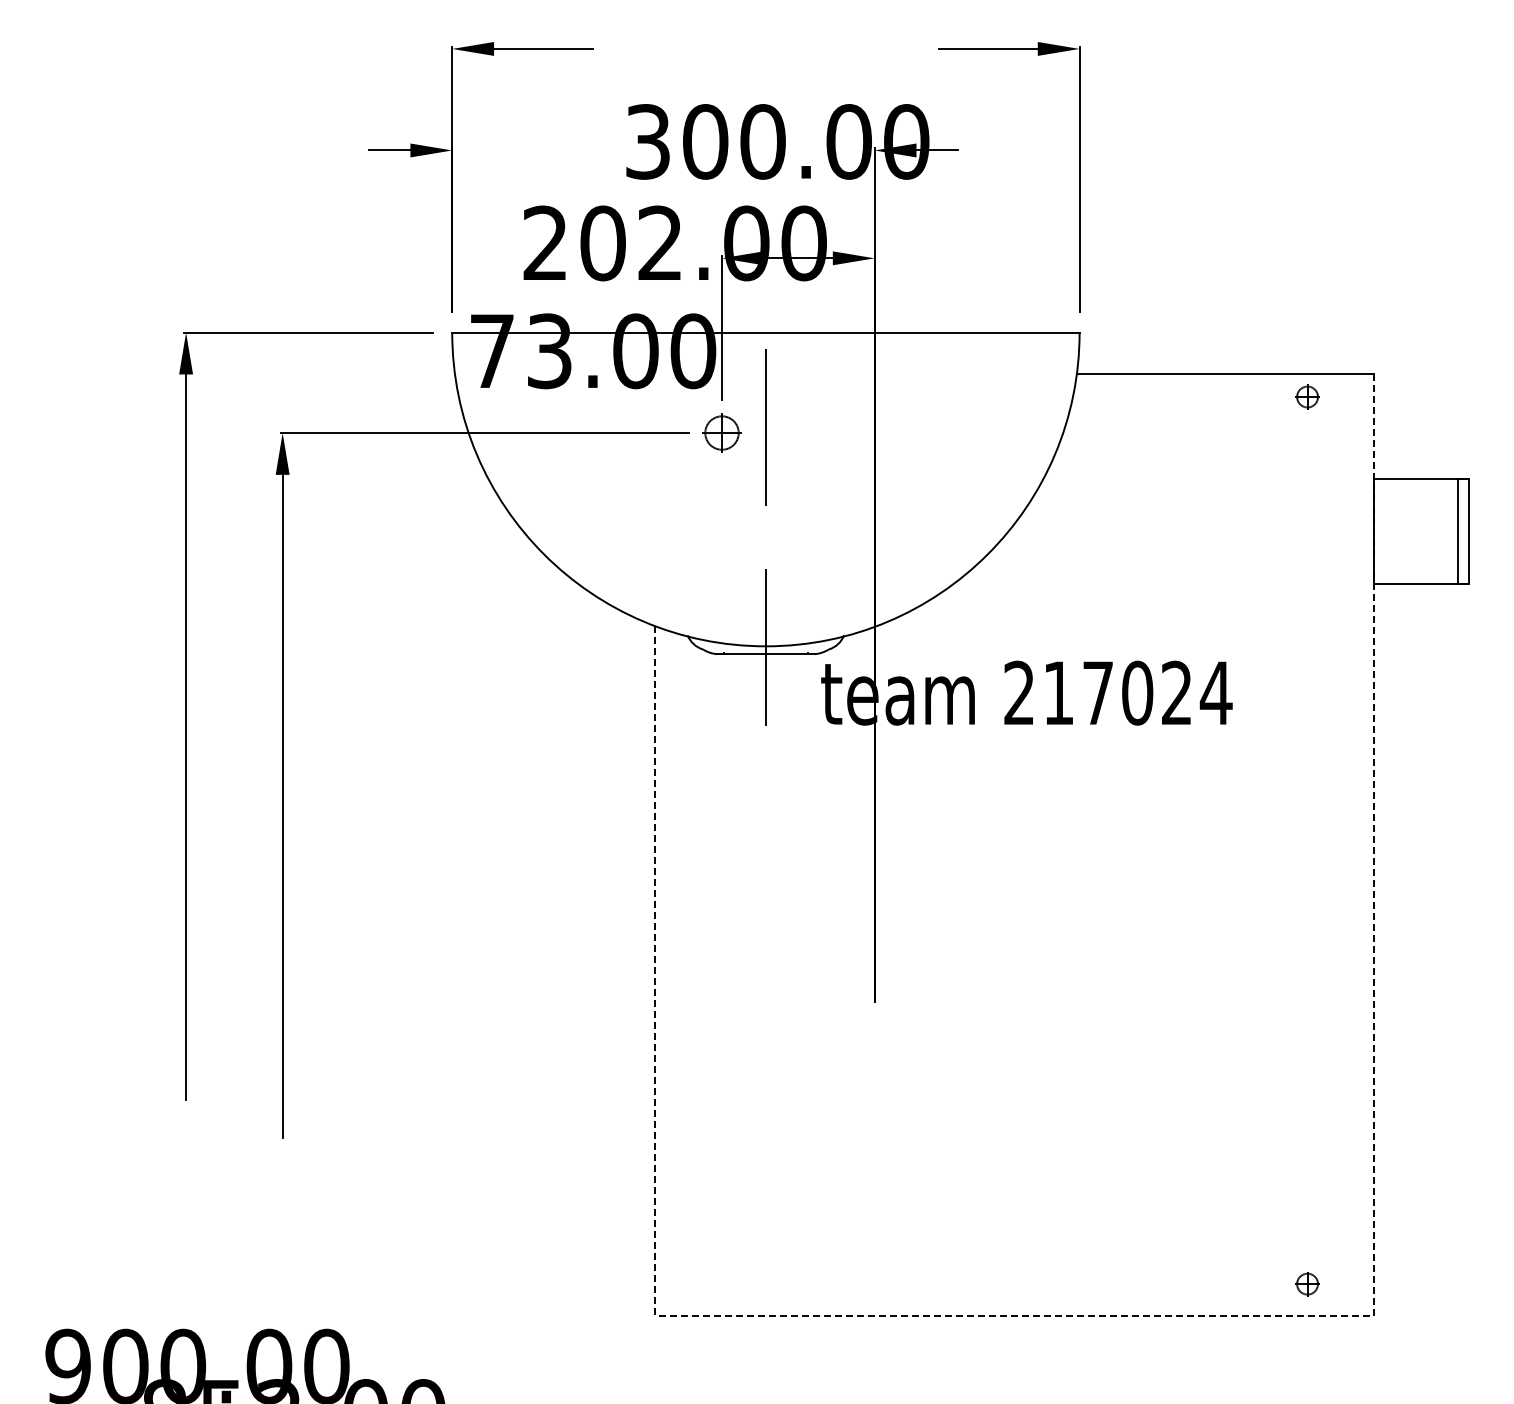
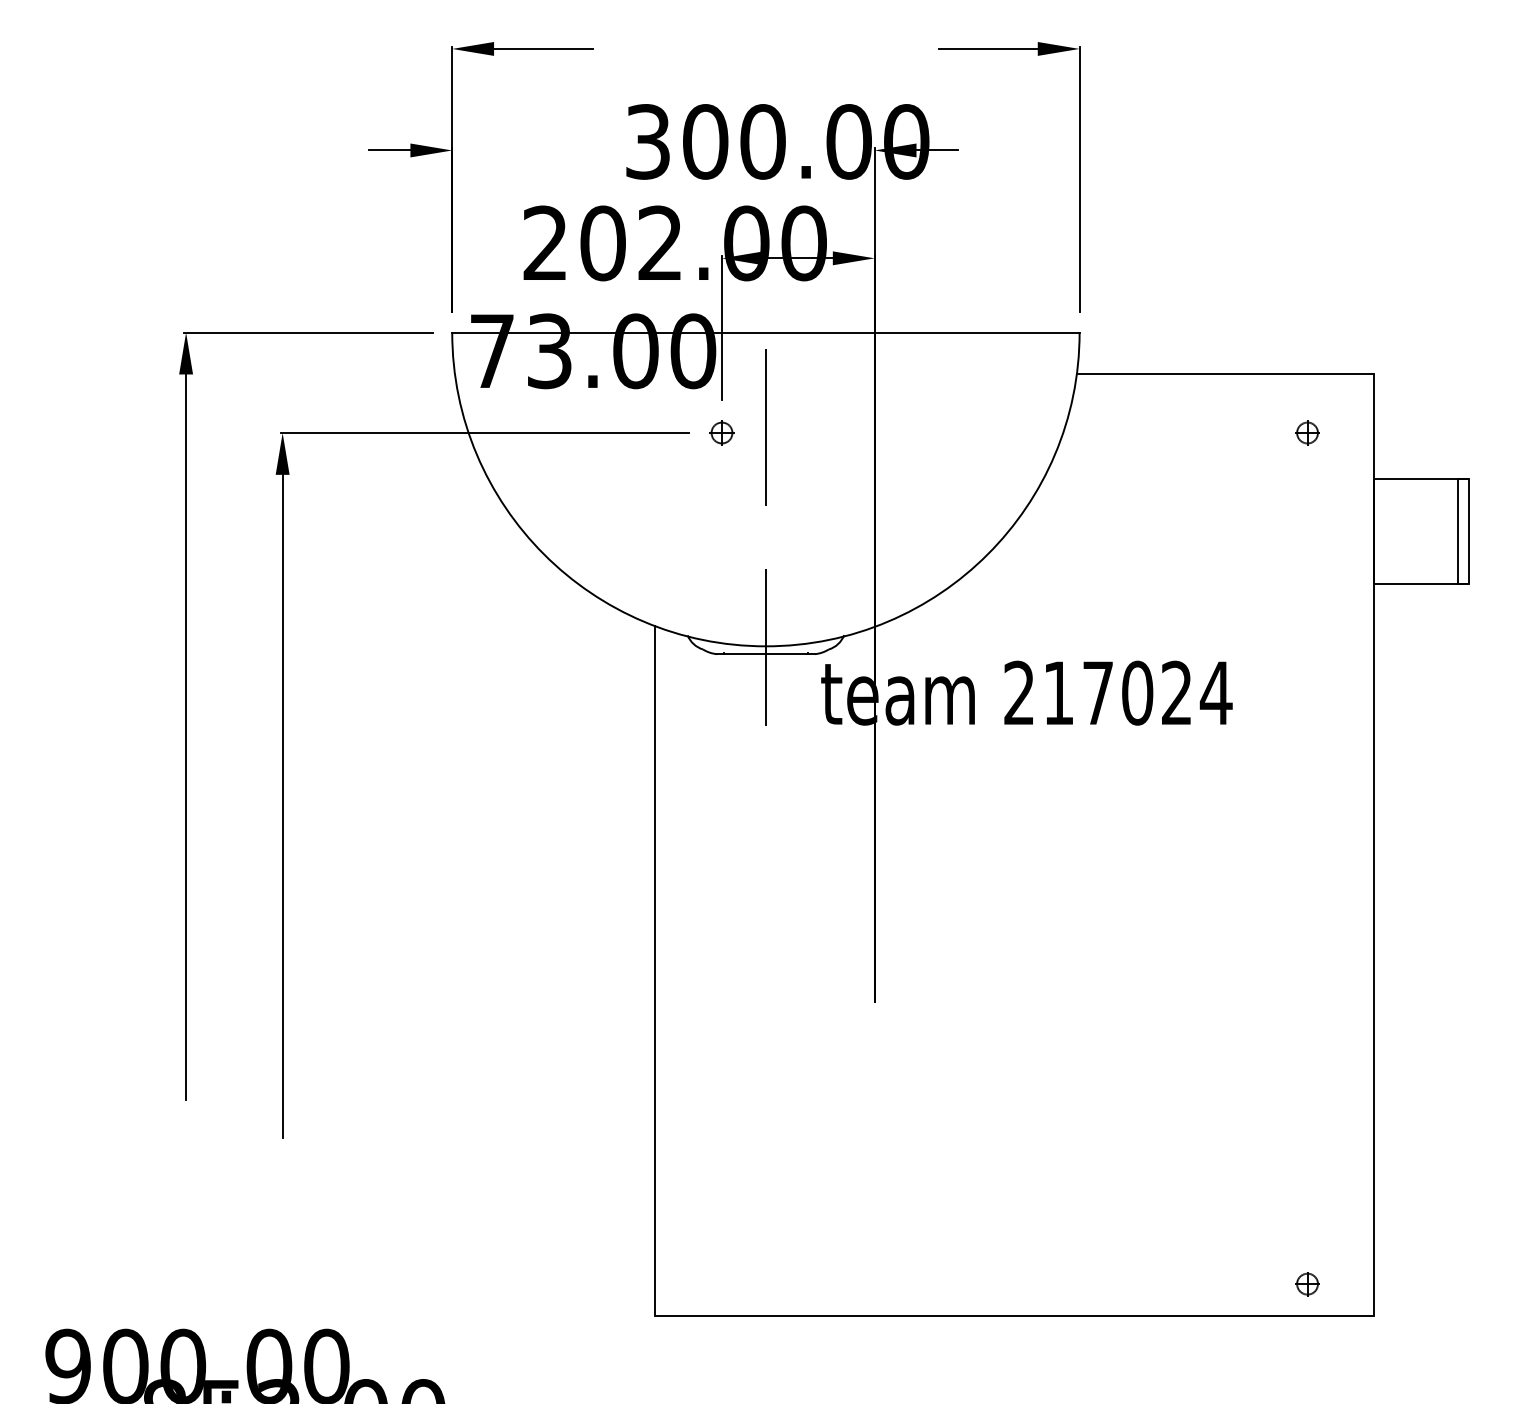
part position: (1307, 396) -> (1307, 432) (1307, 432)
part size: 40x40 px -> 26x26 px (721, 432)
line: dashed -> solid (1139, 1315)
